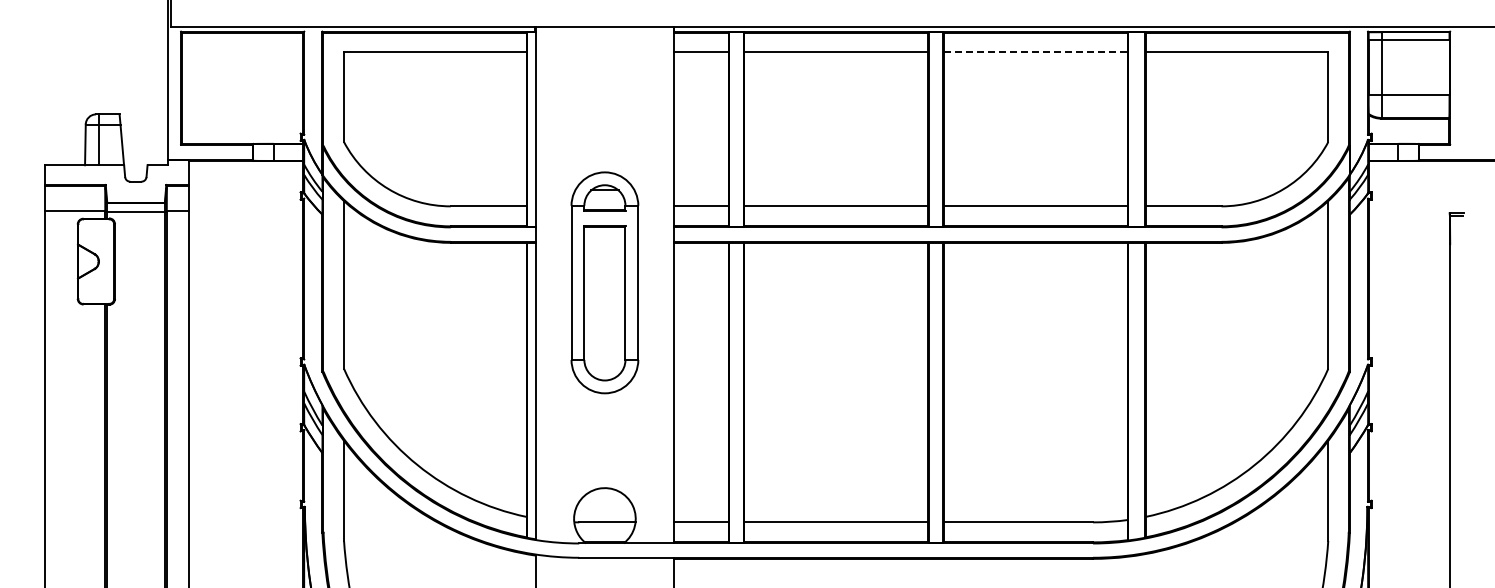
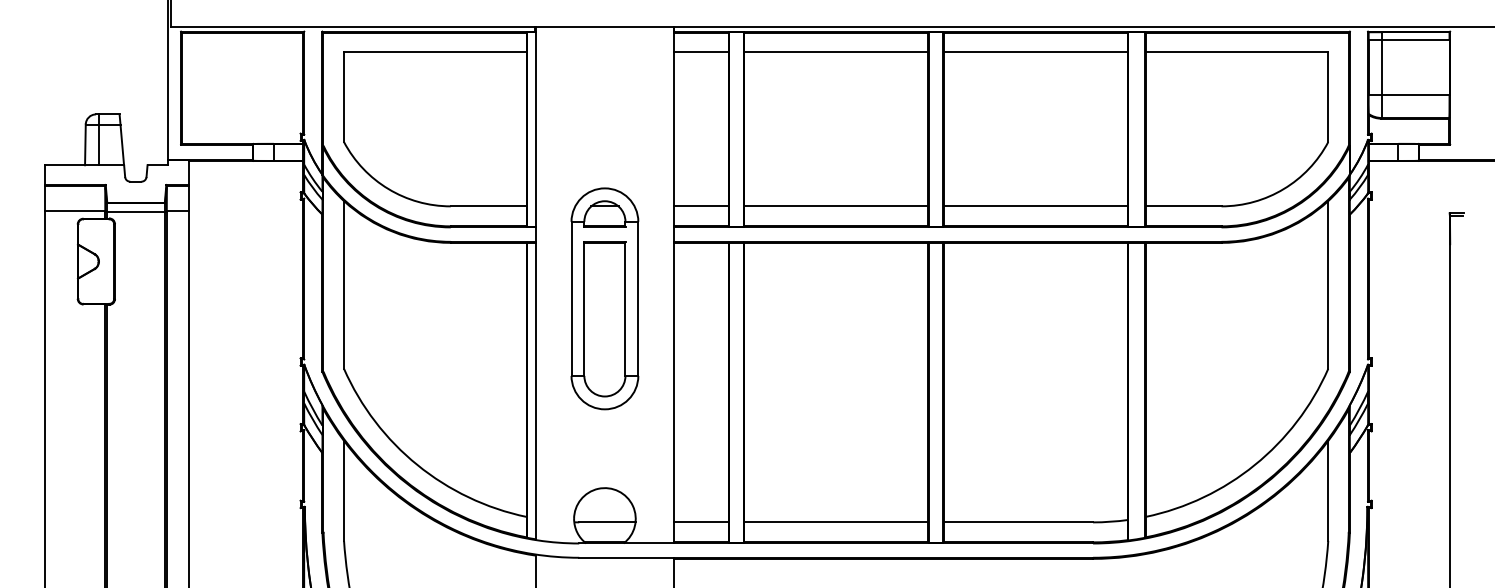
line: dashed -> solid (1036, 52)
part position: (604, 282) -> (604, 298) (604, 298)
